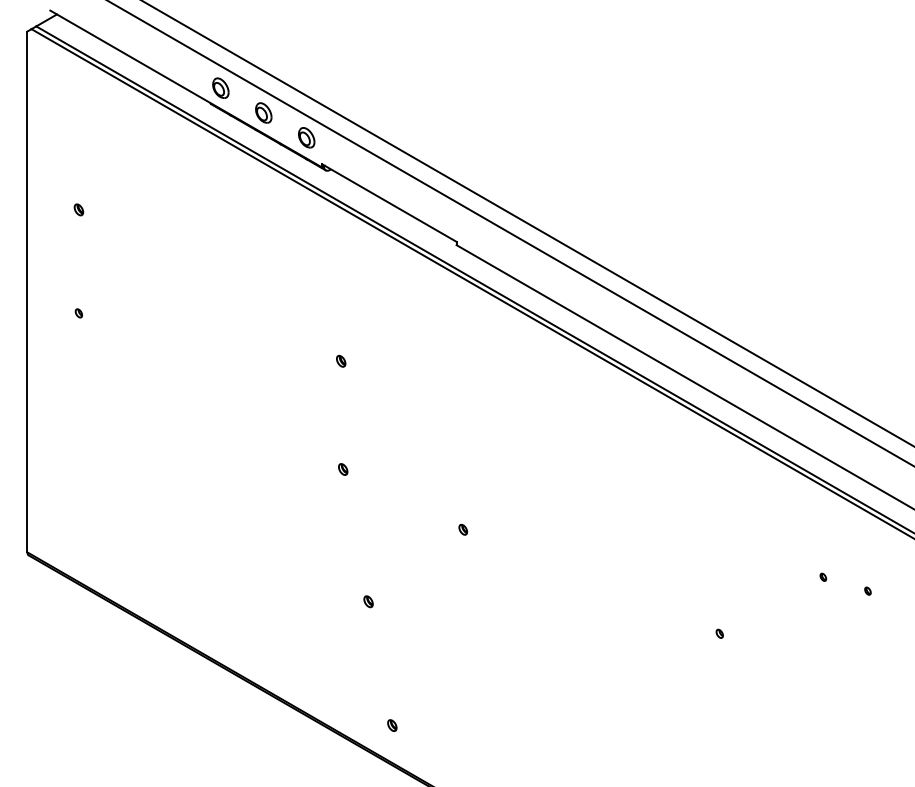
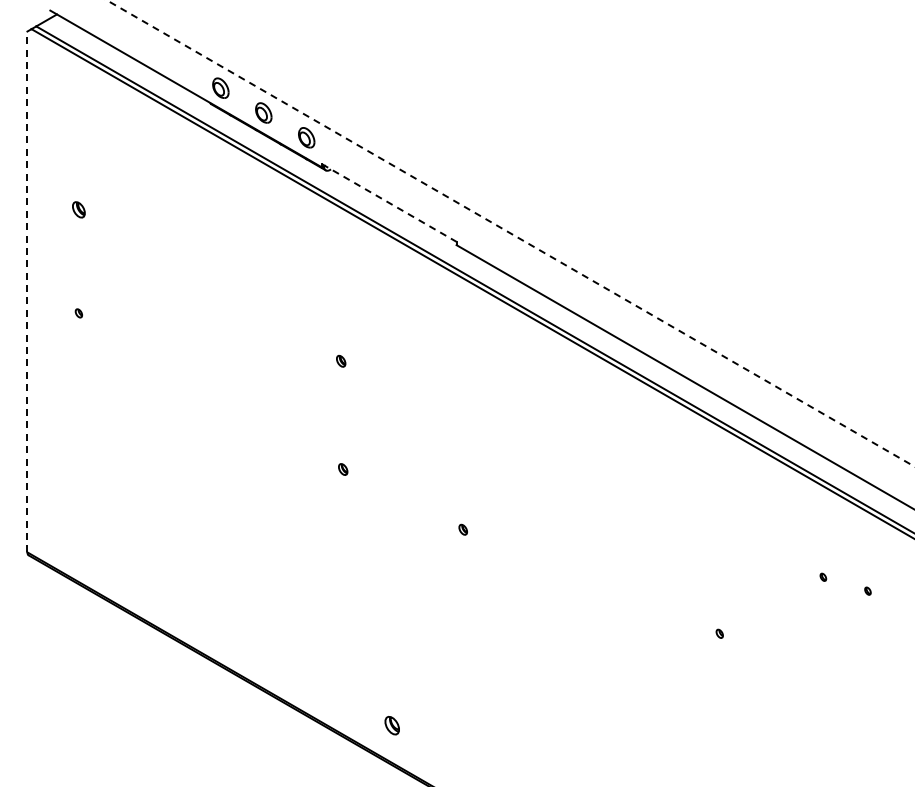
line: solid -> dashed (389, 203)
part size: 12x14 px -> 14x18 px (78, 209)
line: present -> none (527, 223)
line: solid -> dashed (510, 233)
line: solid -> dashed (27, 291)
part: present -> none (368, 601)
part size: 11x13 px -> 16x20 px (391, 725)
